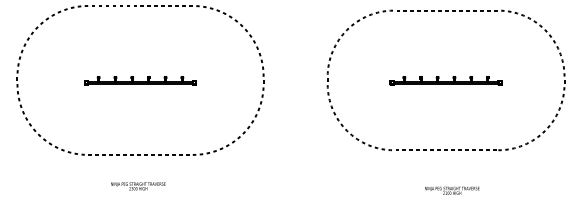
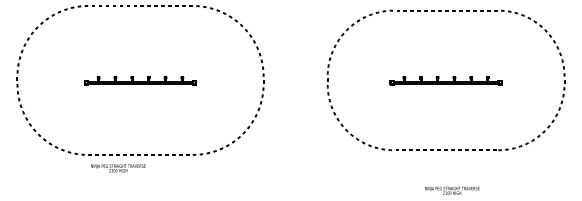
text position: (138, 186) -> (118, 168) (118, 168)
